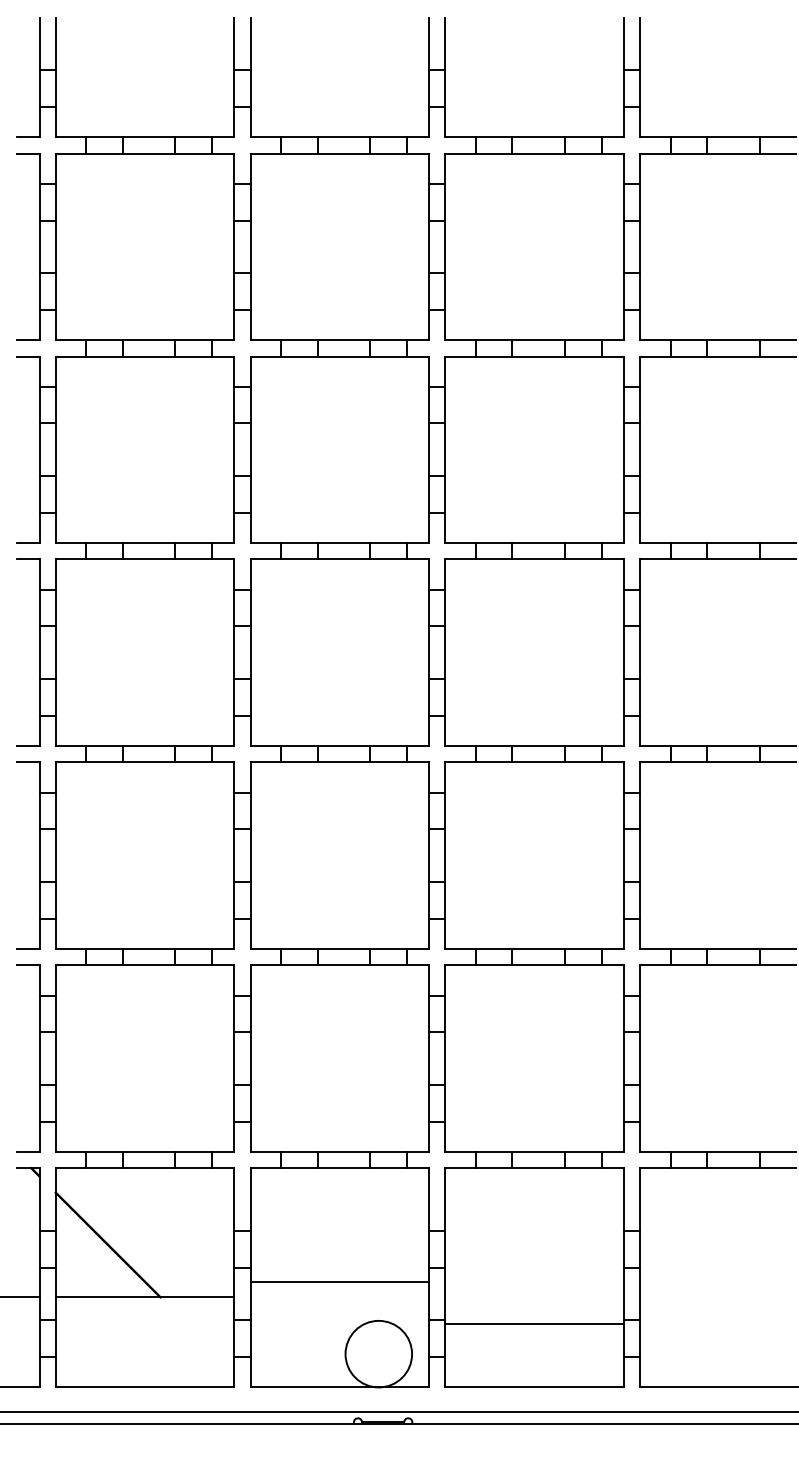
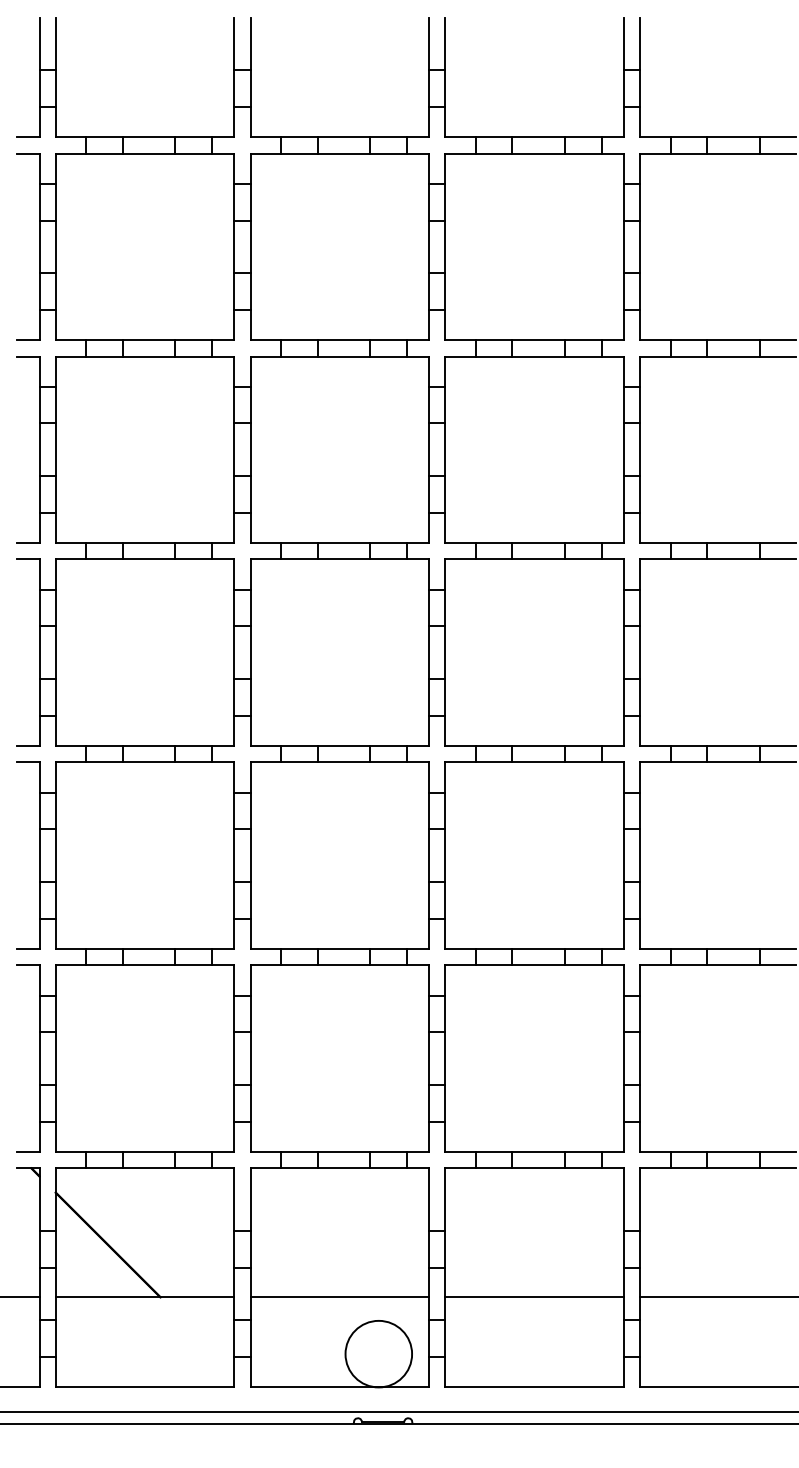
line position: (339, 1282) -> (339, 1297) (339, 1297)
line: none -> present (717, 1297)
line position: (534, 1324) -> (534, 1297) (534, 1297)
